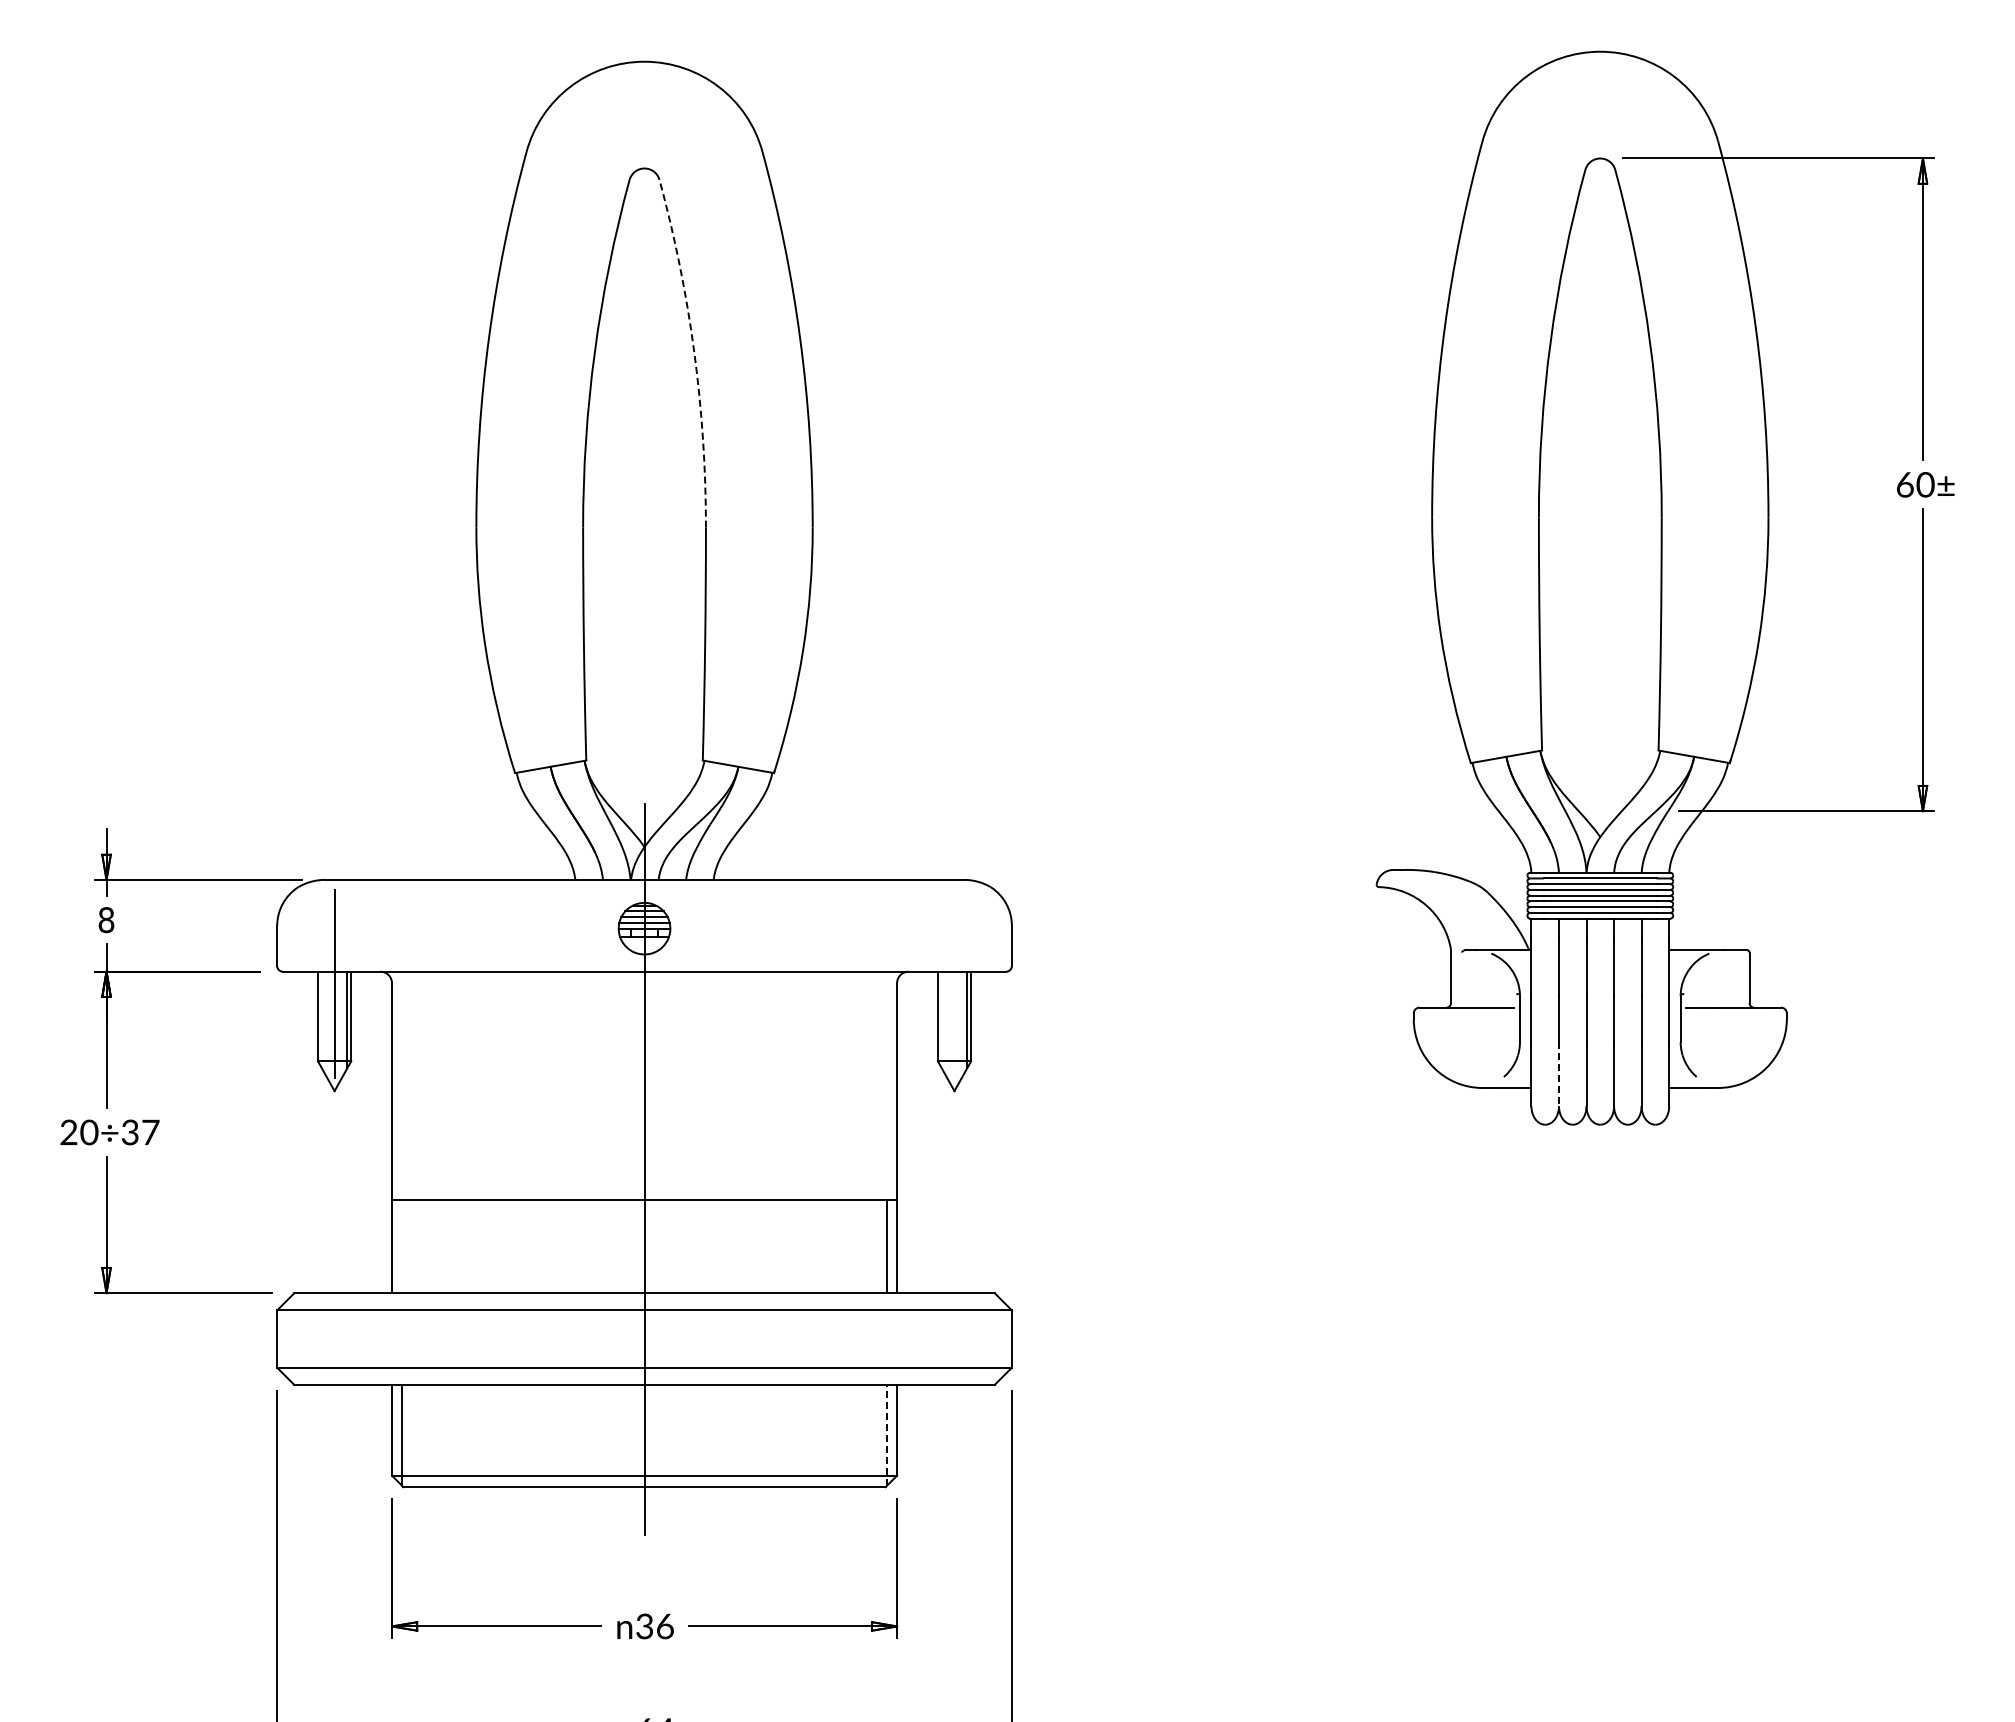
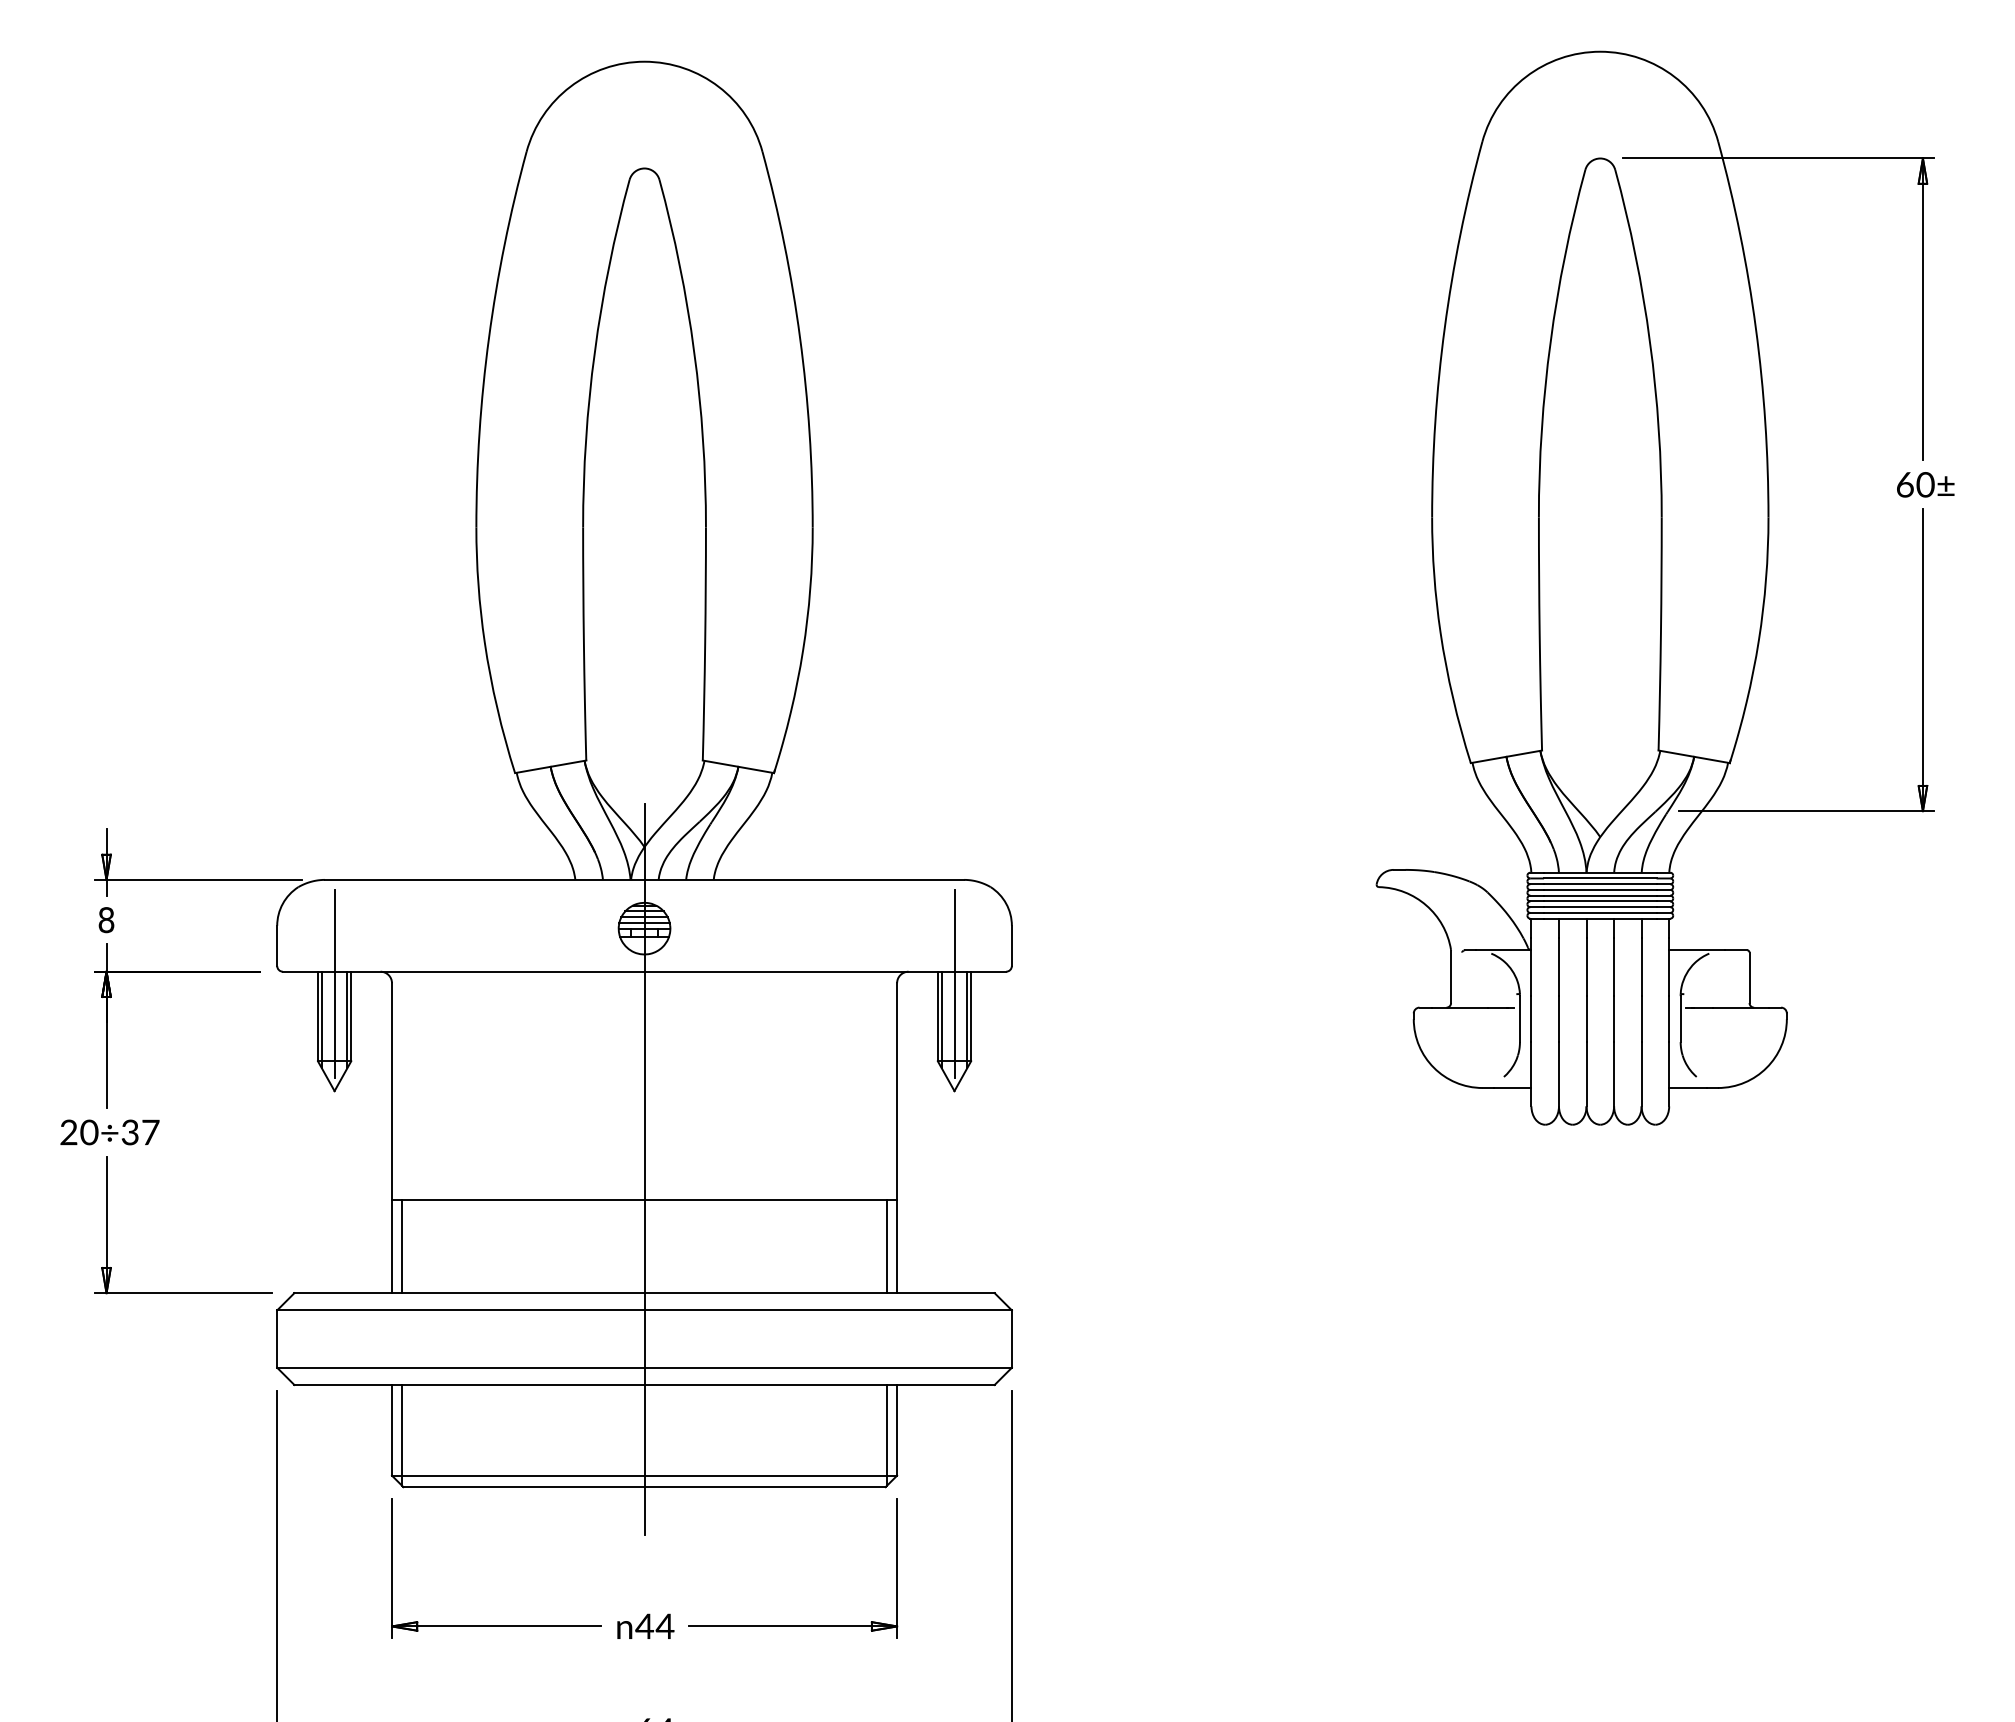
arc: dashed -> solid (694, 352)
line: none -> present (954, 984)
line: none -> present (321, 1019)
line: none -> present (941, 1019)
line: dashed -> solid (1558, 1074)
line: none -> present (402, 1246)
line: dashed -> solid (886, 1435)
text: 36 -> 44 (654, 1626)
